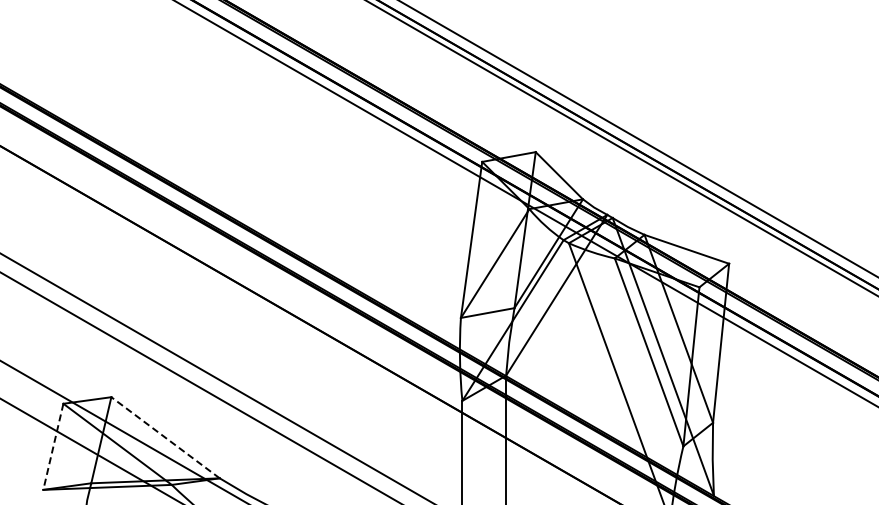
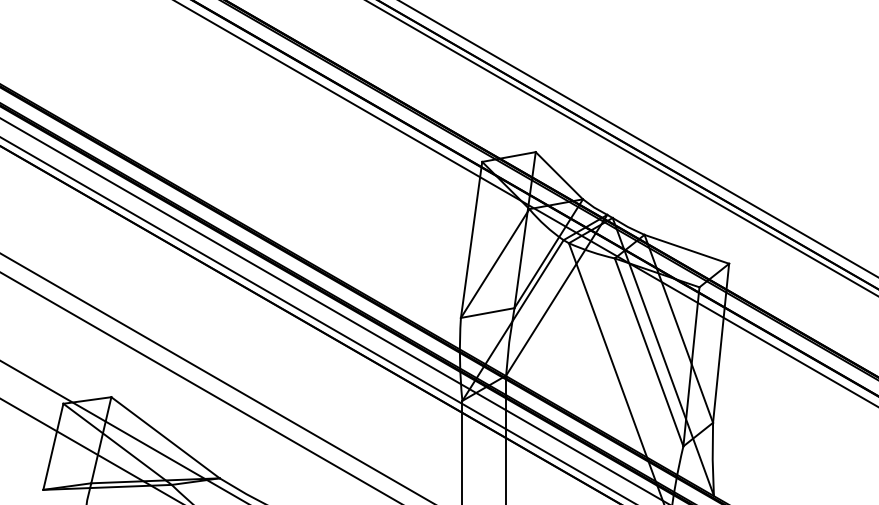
line: none -> present (333, 310)
line: none -> present (316, 319)
line: dashed -> solid (165, 437)
line: dashed -> solid (53, 447)
